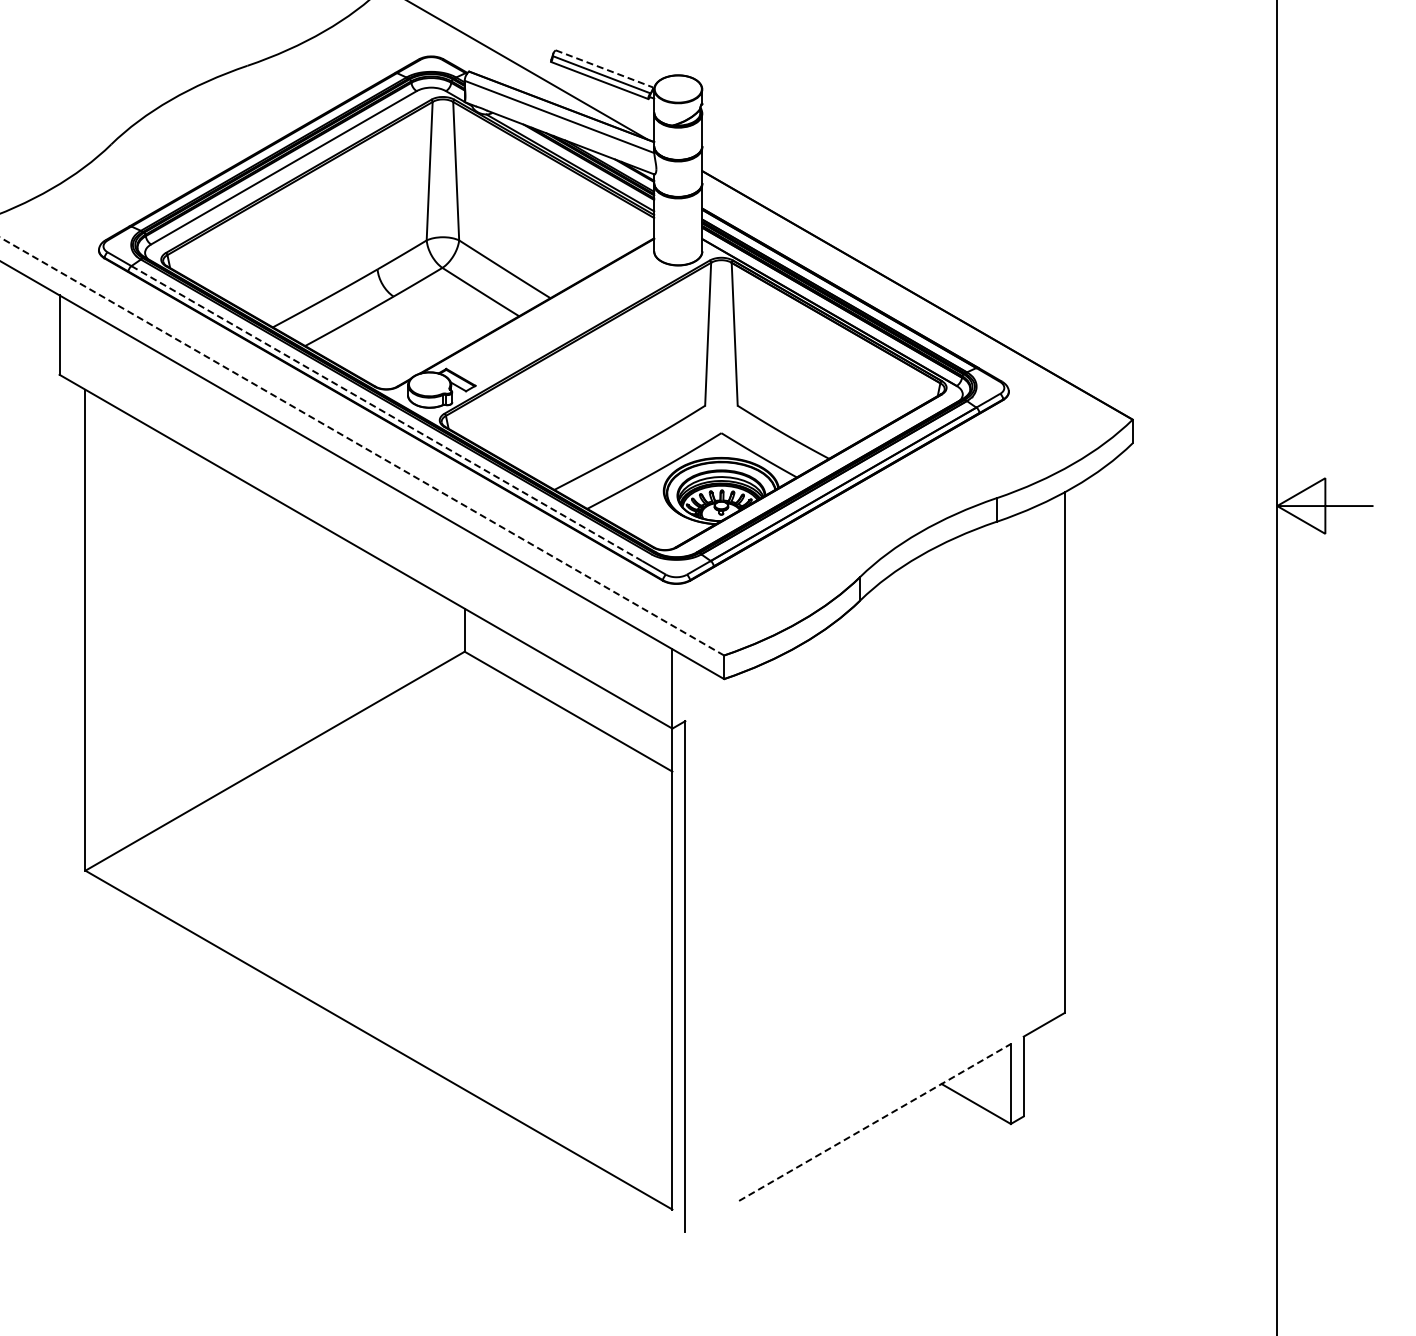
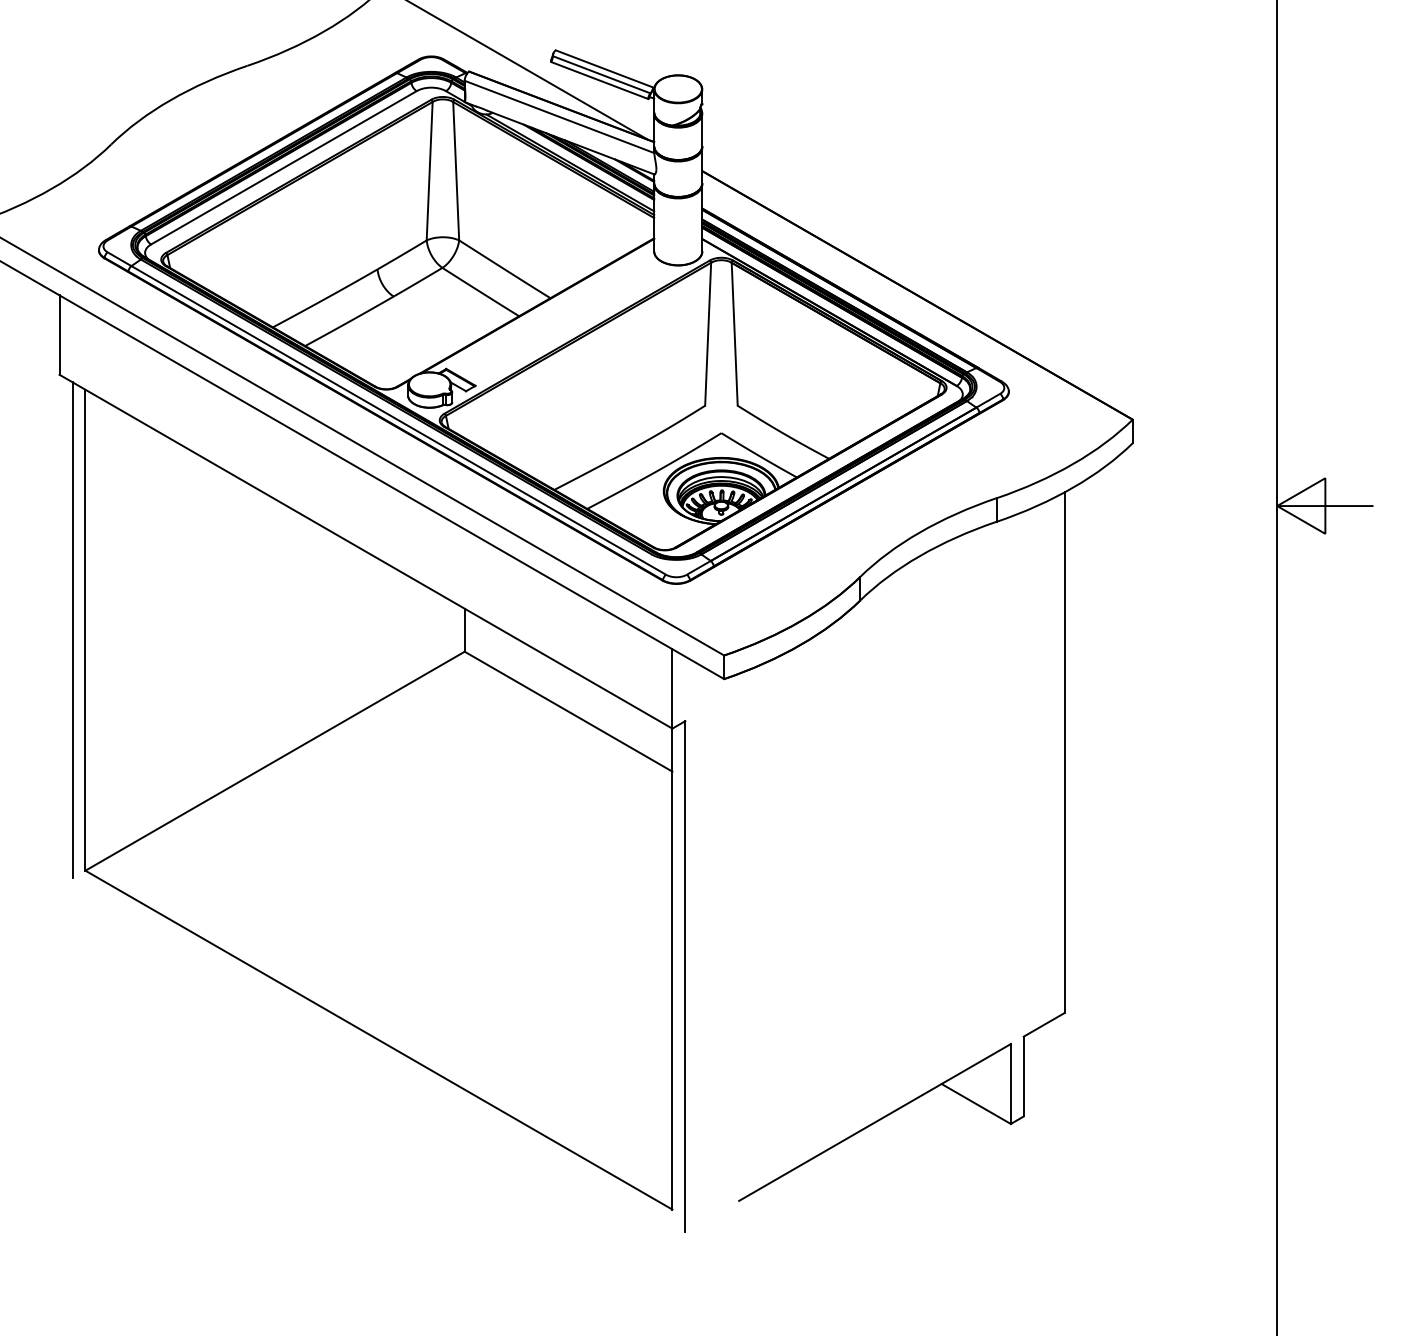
line: dashed -> solid (604, 69)
line: dashed -> solid (386, 413)
line: dashed -> solid (362, 446)
line: none -> present (72, 630)
line: dashed -> solid (874, 1122)
